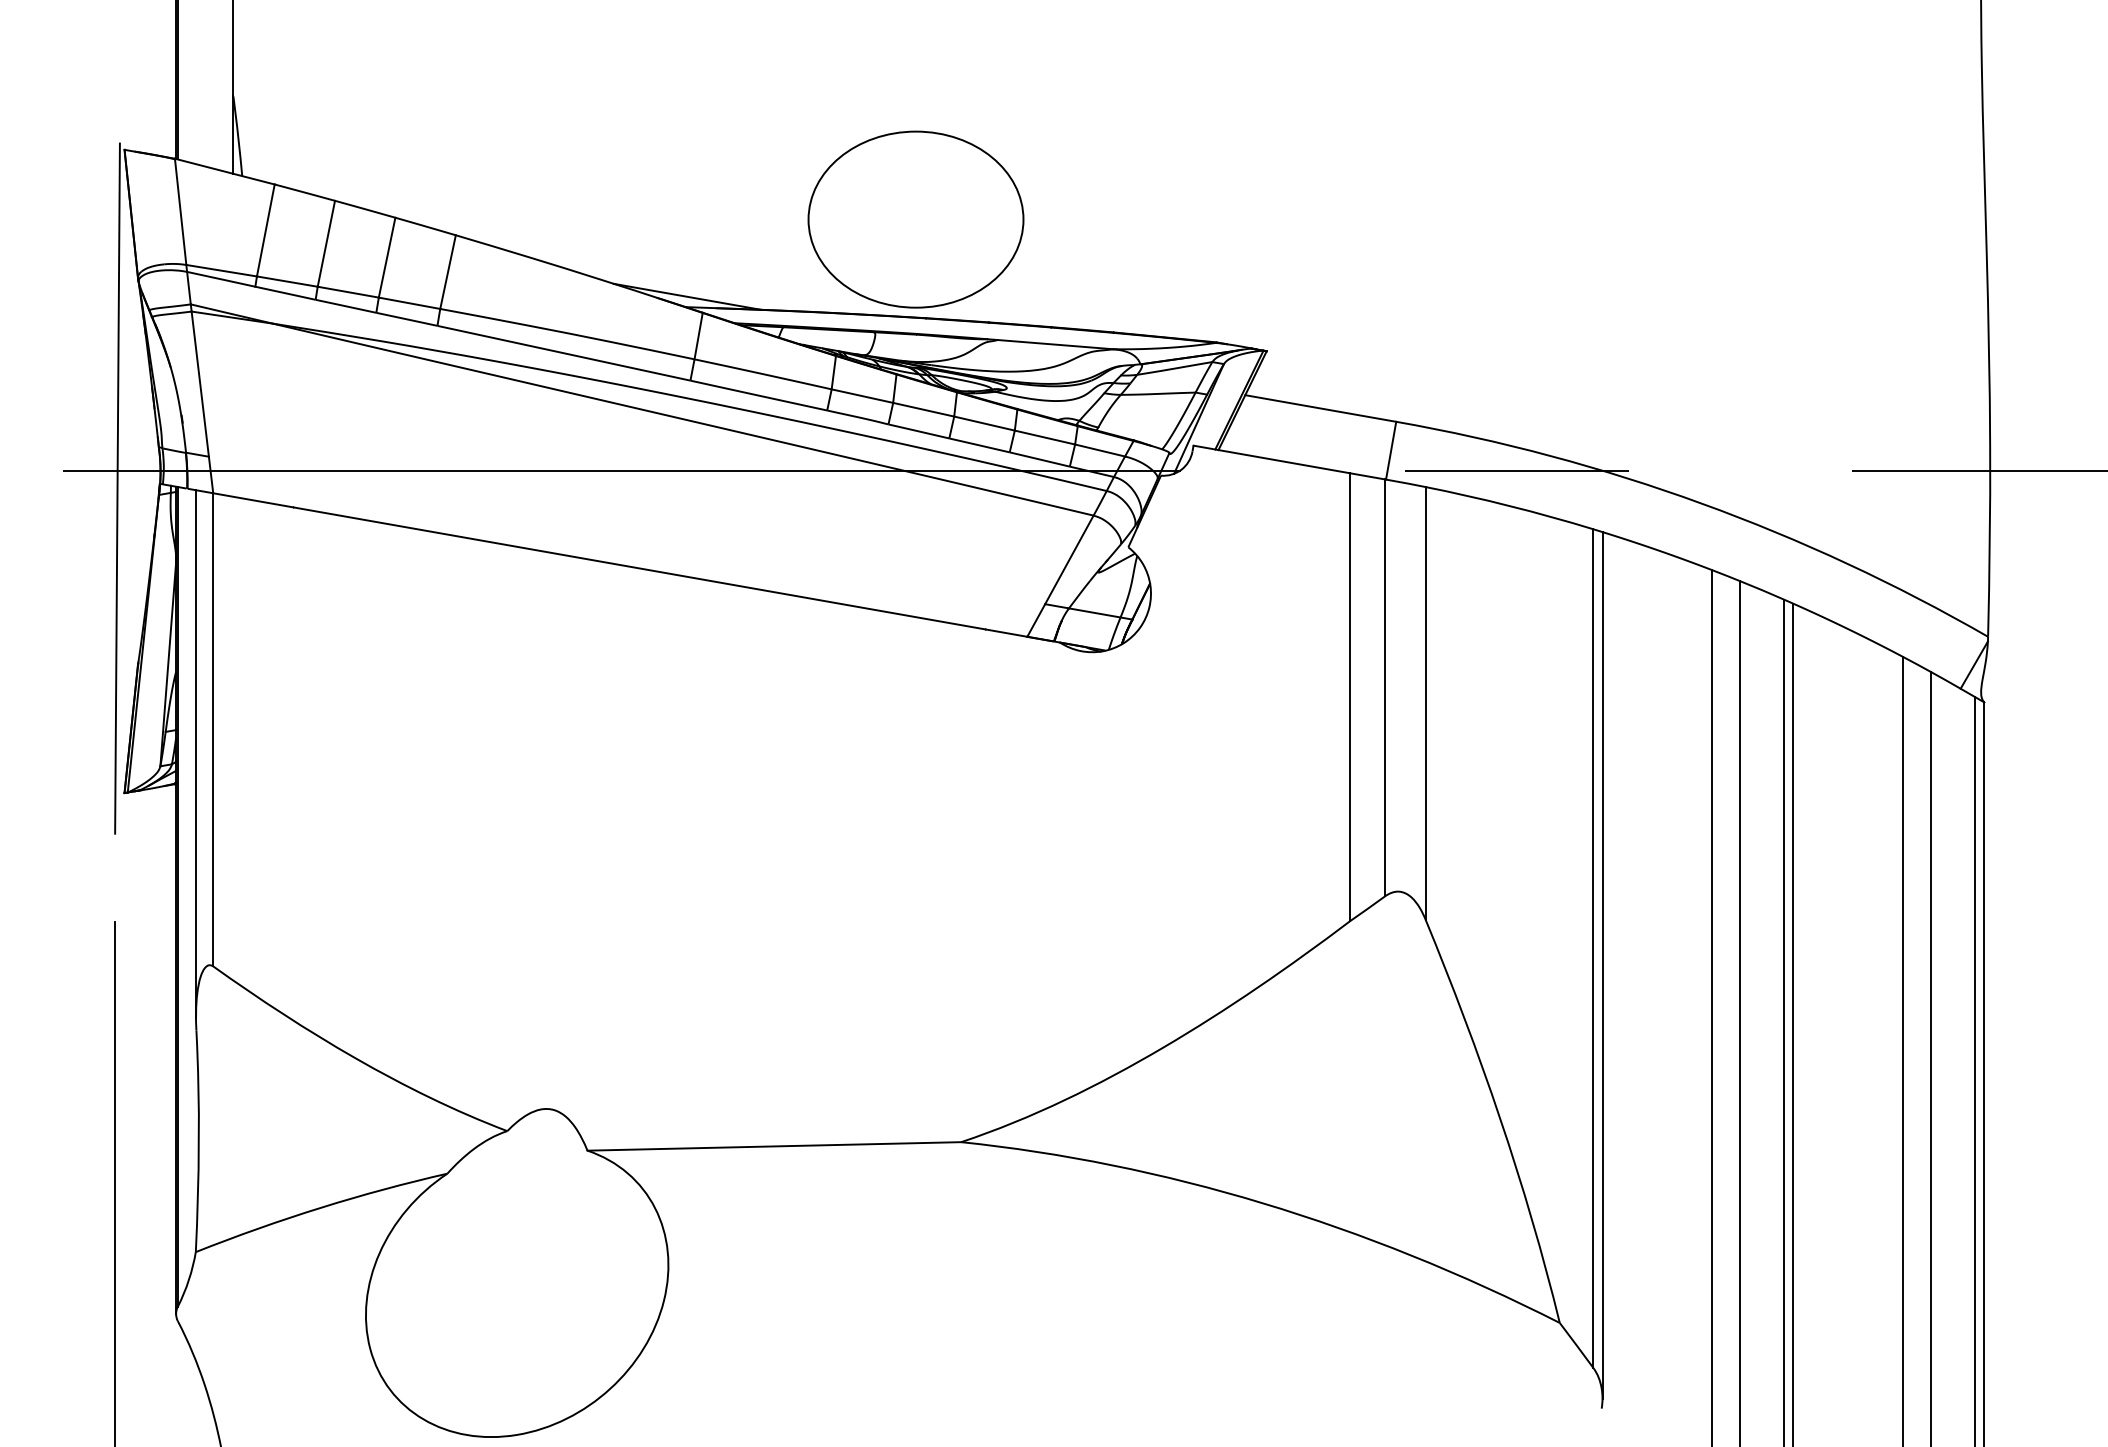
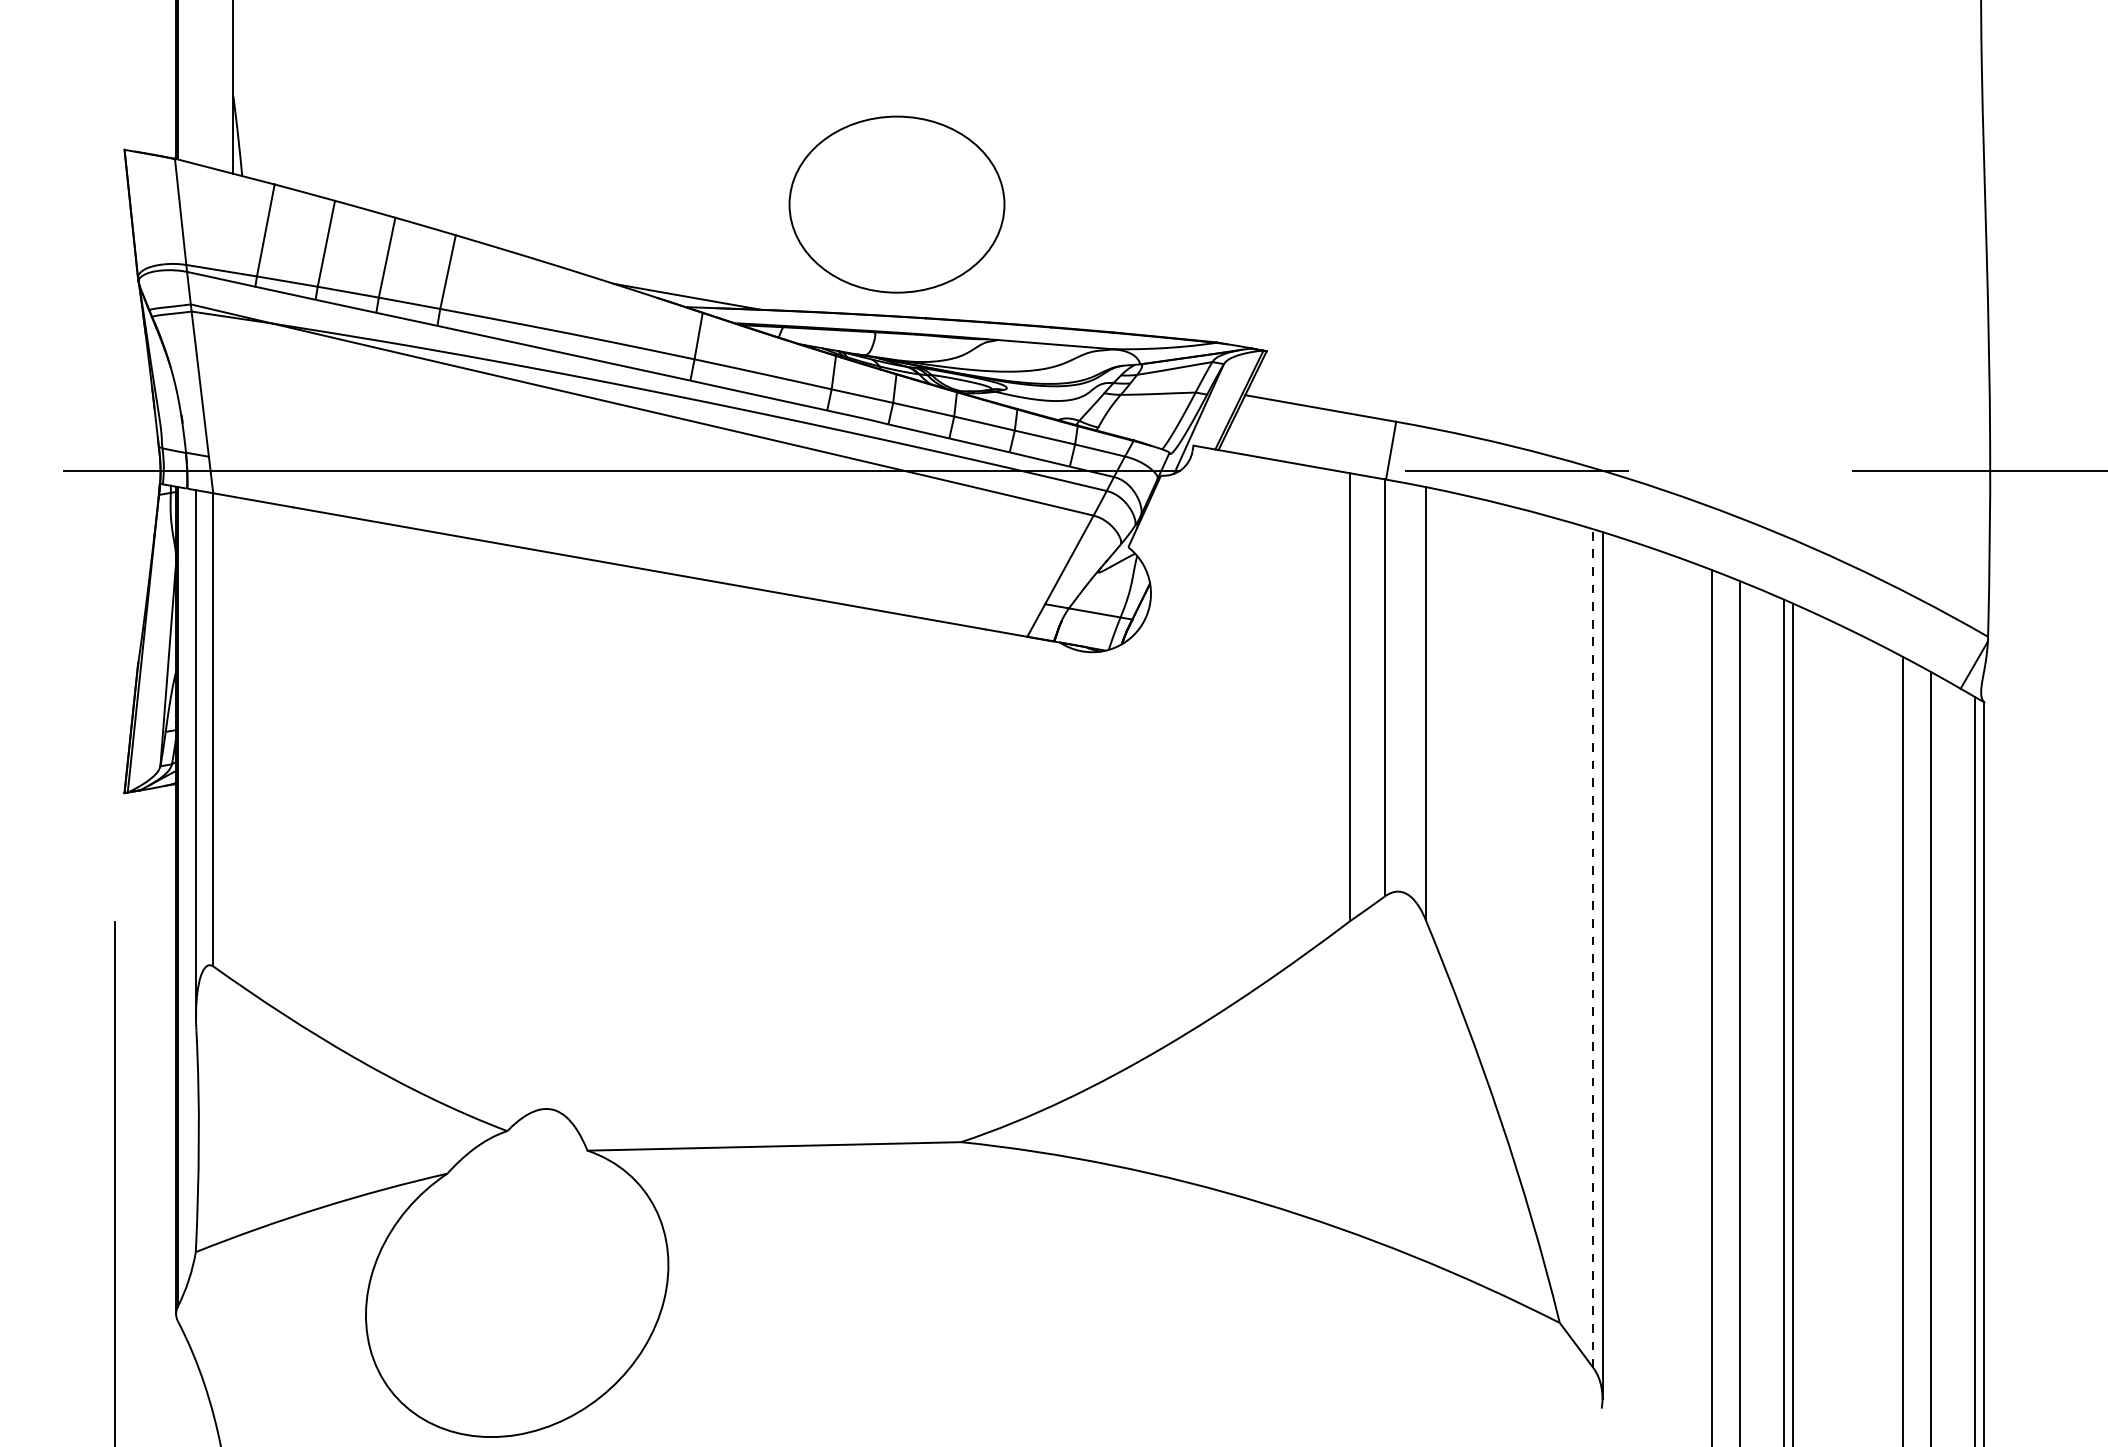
part position: (915, 219) -> (896, 204) (896, 204)
line: present -> none (117, 488)
line: solid -> dashed (1593, 948)
